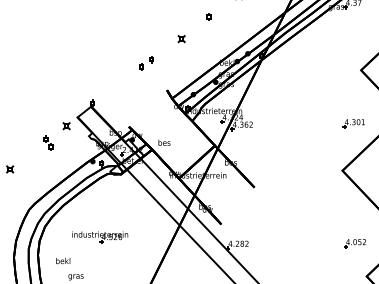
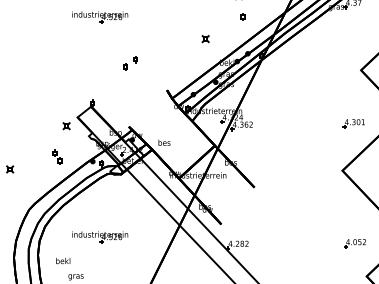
part position: (208, 16) -> (242, 16) (242, 16)
part: none -> present (100, 17)
part position: (181, 39) -> (205, 39) (205, 39)
part position: (146, 63) -> (130, 63) (130, 63)
part position: (48, 142) -> (57, 156) (57, 156)
